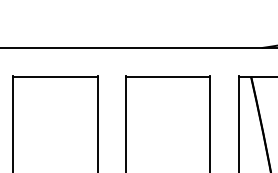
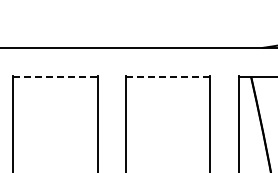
line: solid -> dashed (55, 76)
line: solid -> dashed (168, 76)
